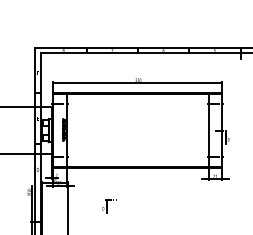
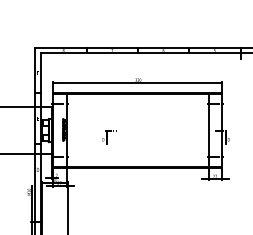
part position: (109, 206) -> (109, 137) (109, 137)
